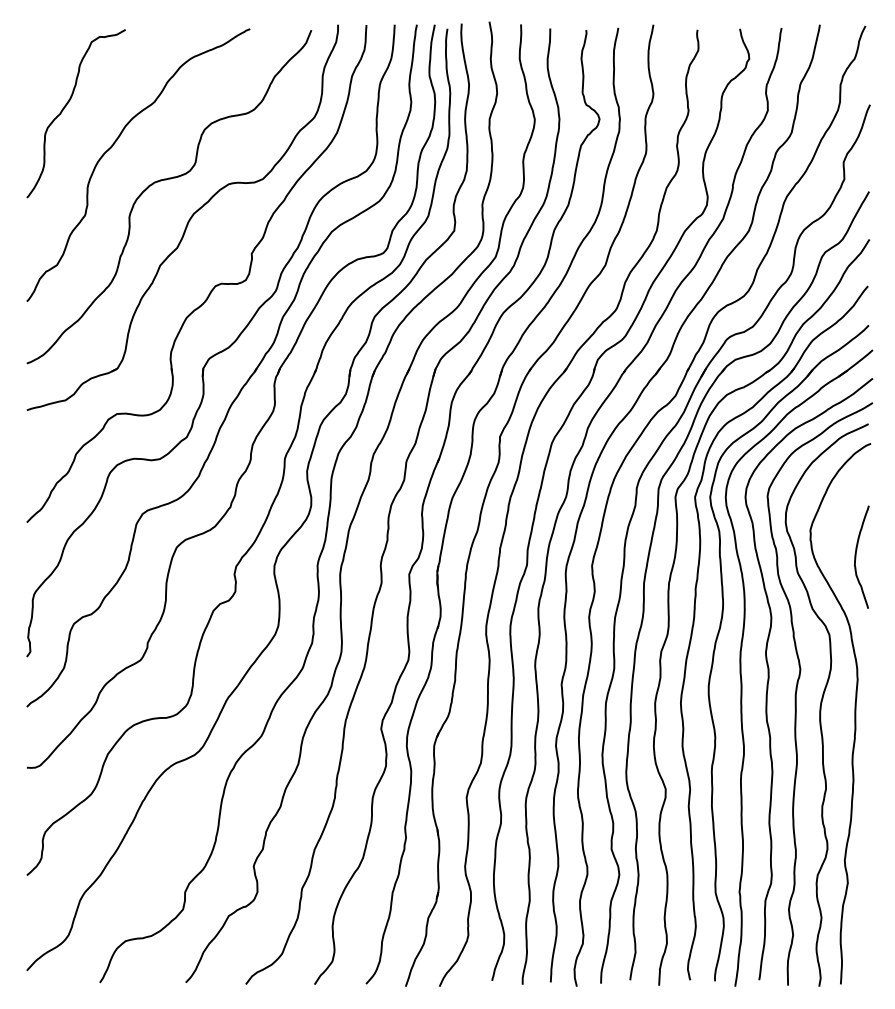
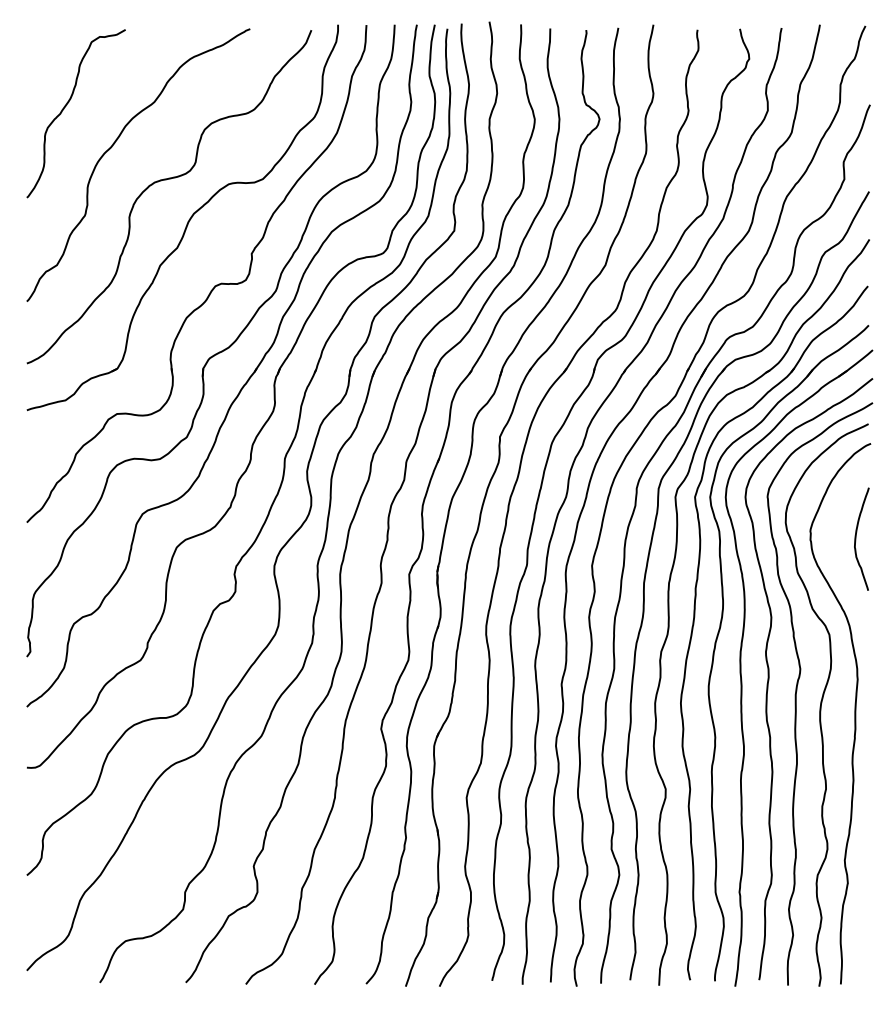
curve position: (856, 556) -> (856, 538) (856, 538)
